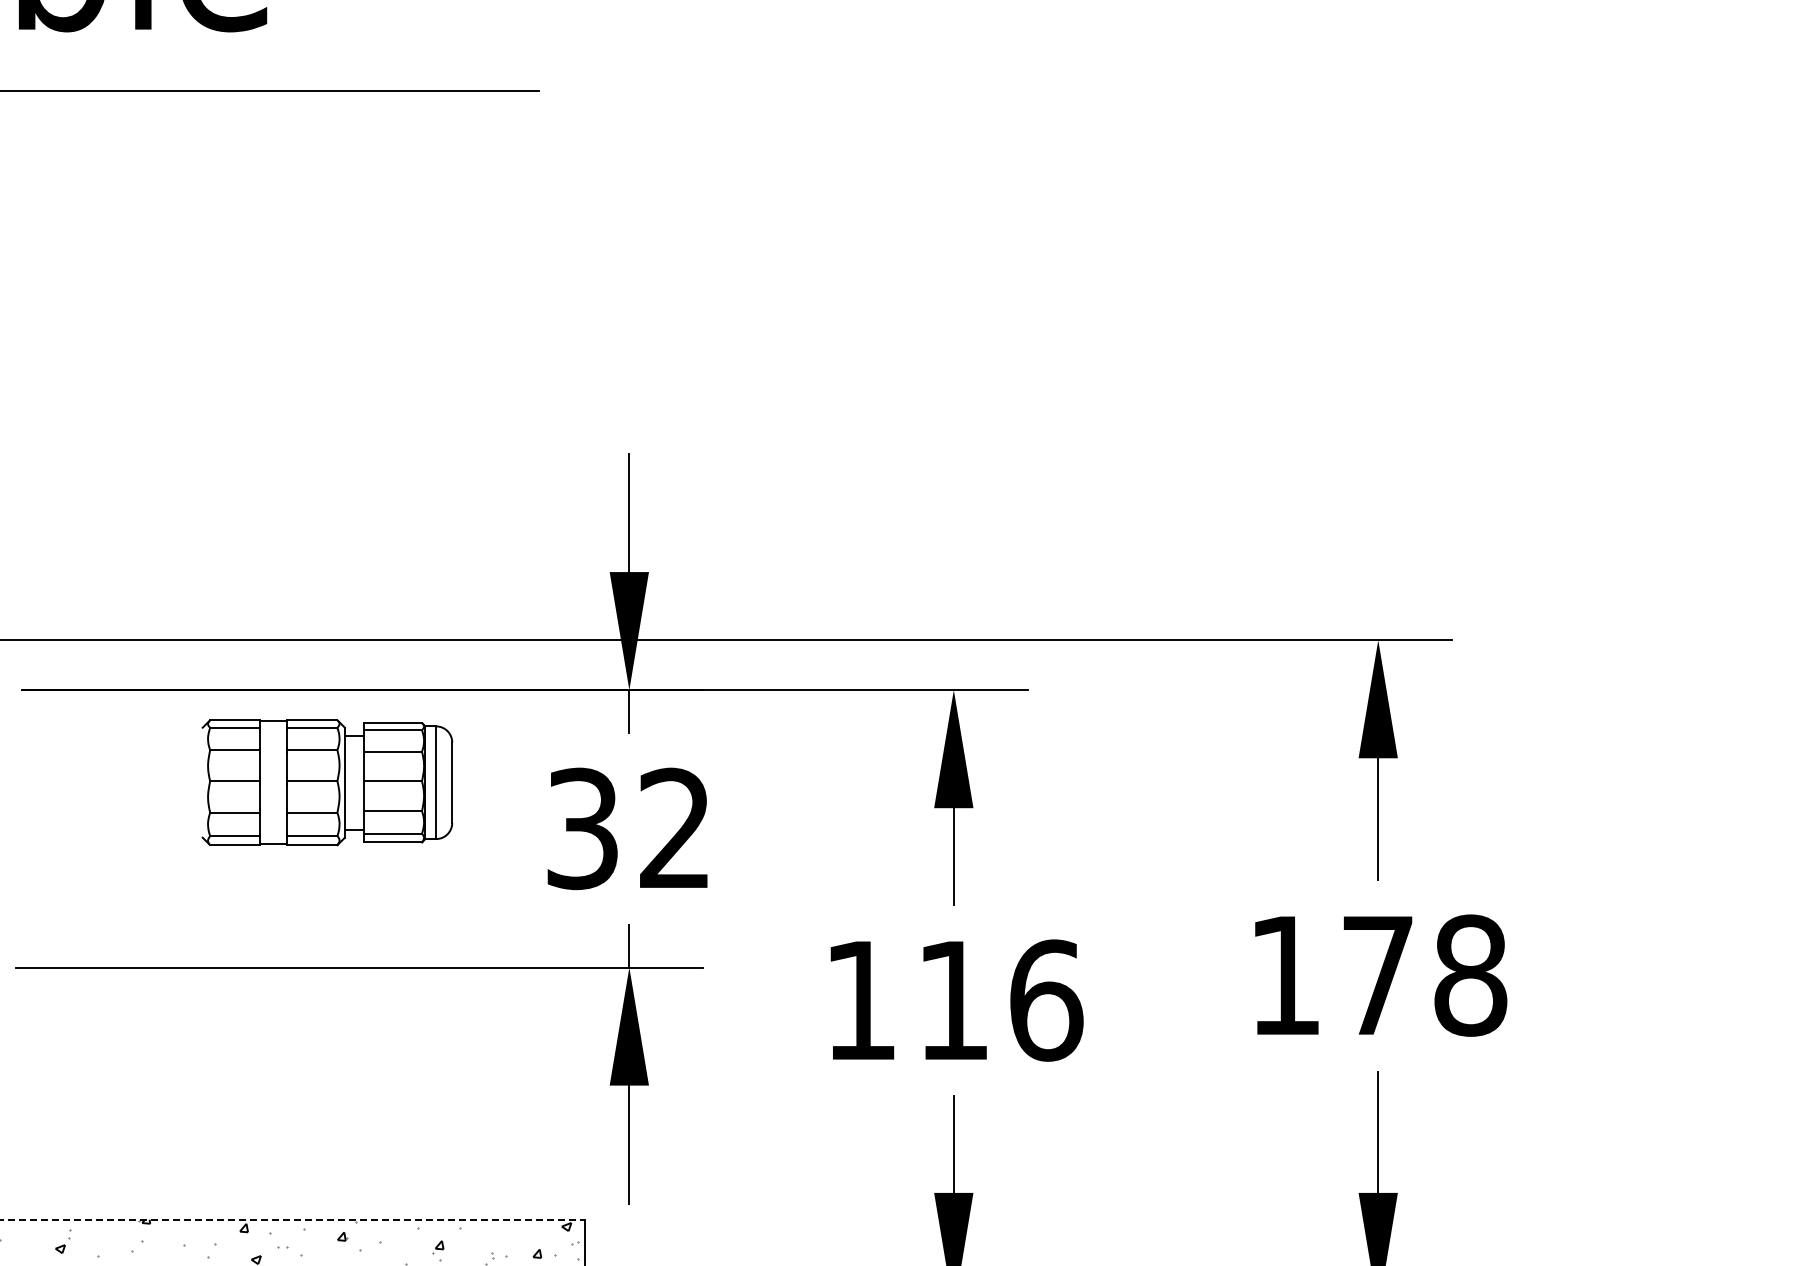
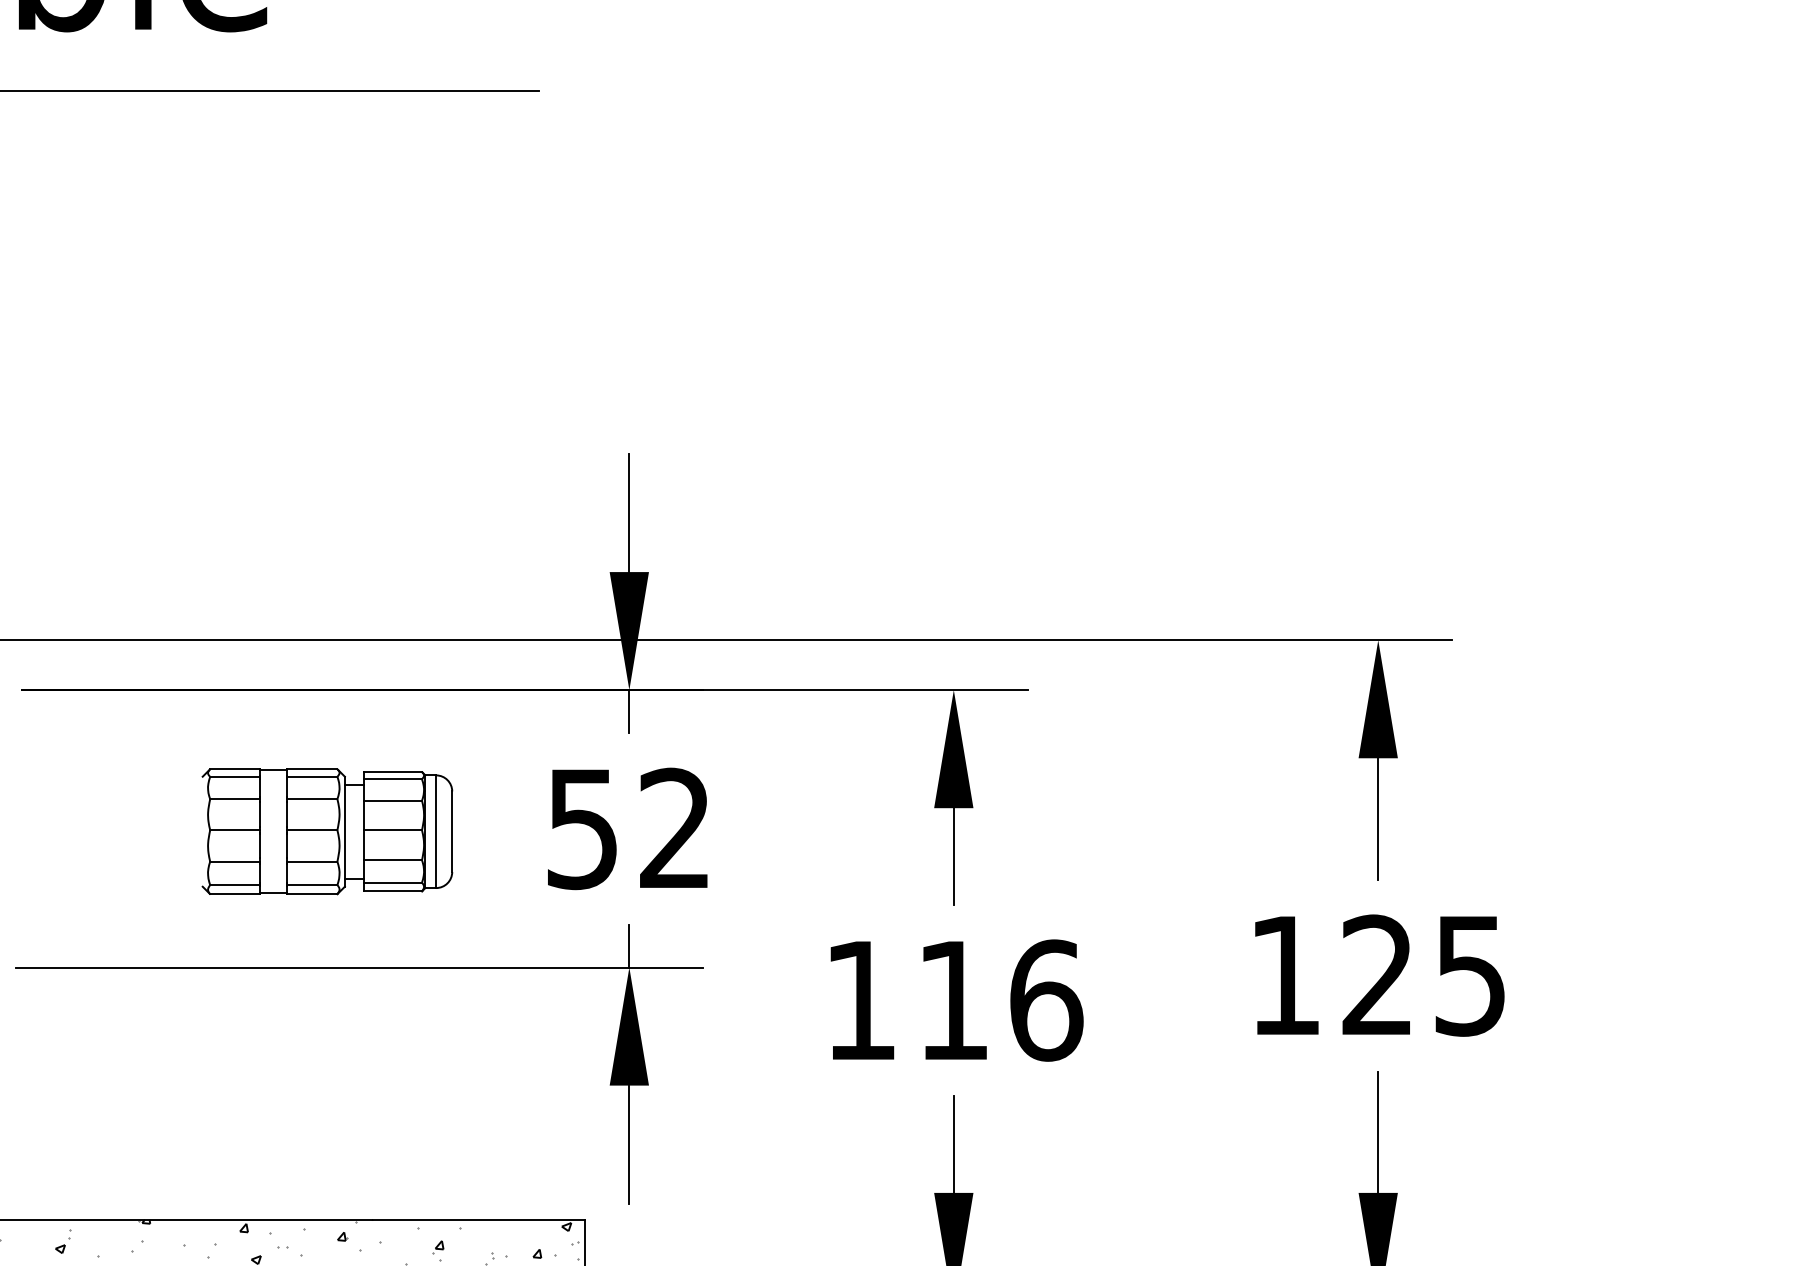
part position: (327, 782) -> (327, 831) (327, 831)
text: 32 -> 52 (582, 828)
text: 178 -> 125 (1424, 975)
line: dashed -> solid (293, 1219)
